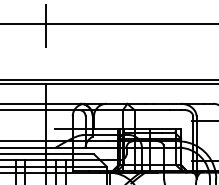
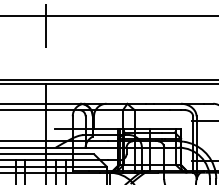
line position: (108, 24) -> (108, 16) (108, 16)
